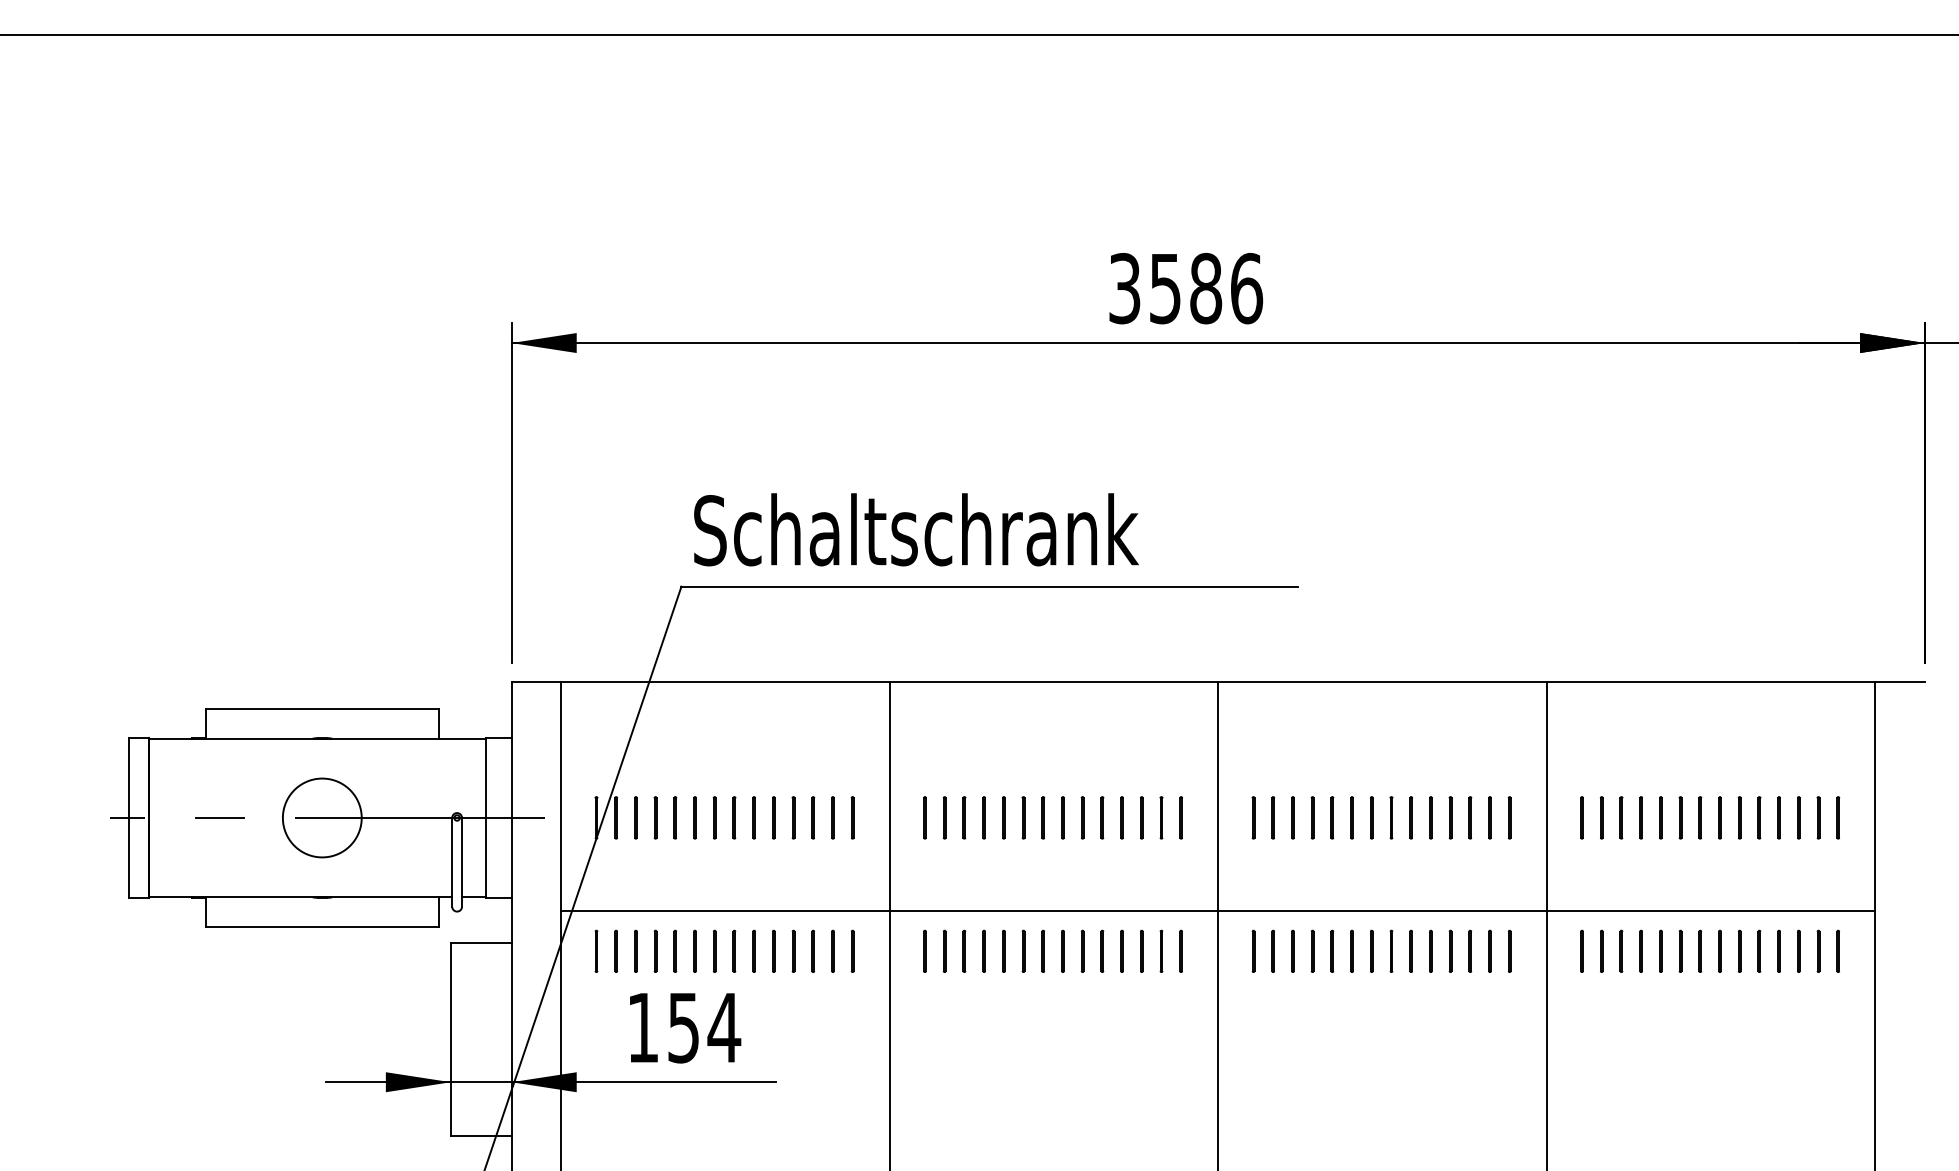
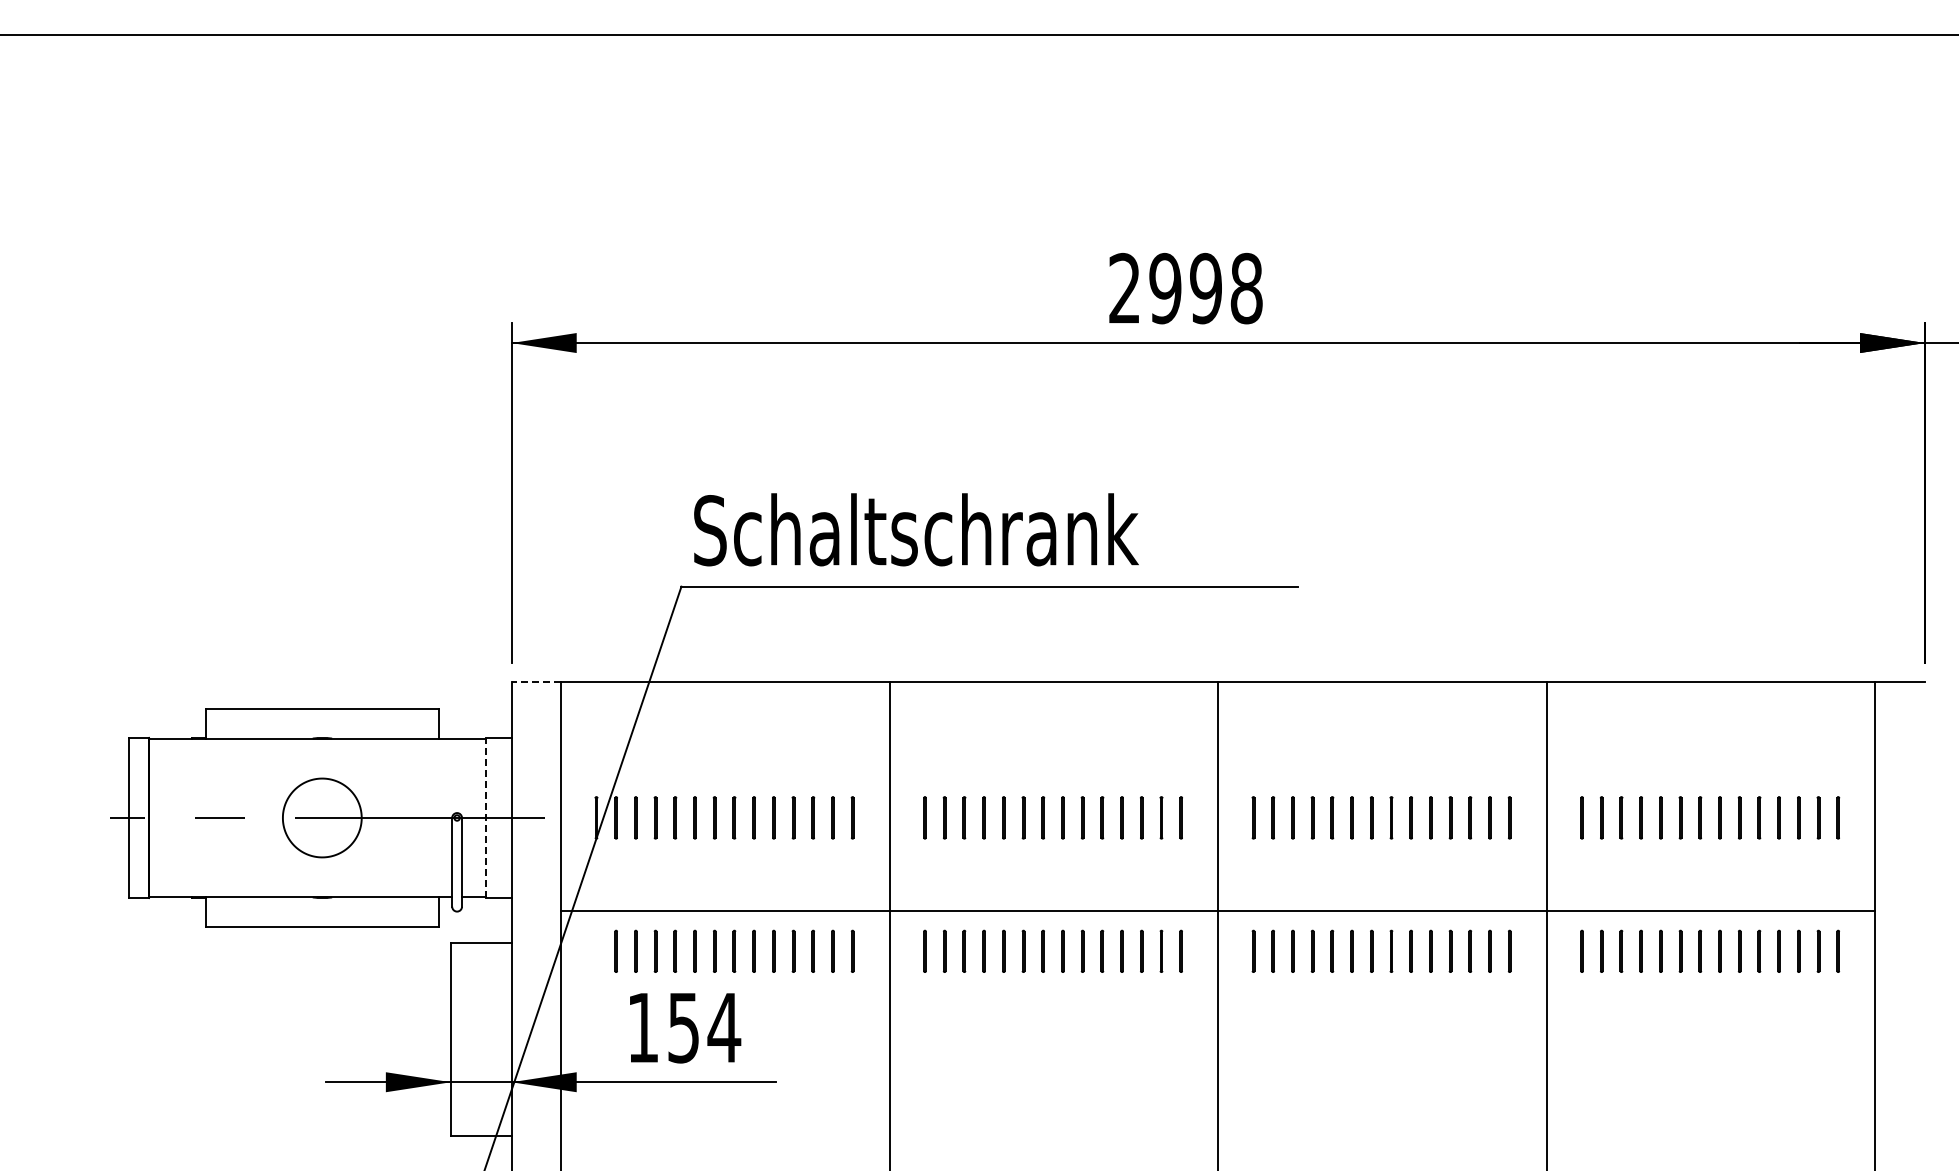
text: 3586 -> 2998 (1186, 288)
line: solid -> dashed (536, 682)
line: solid -> dashed (486, 817)
line: present -> none (596, 950)
